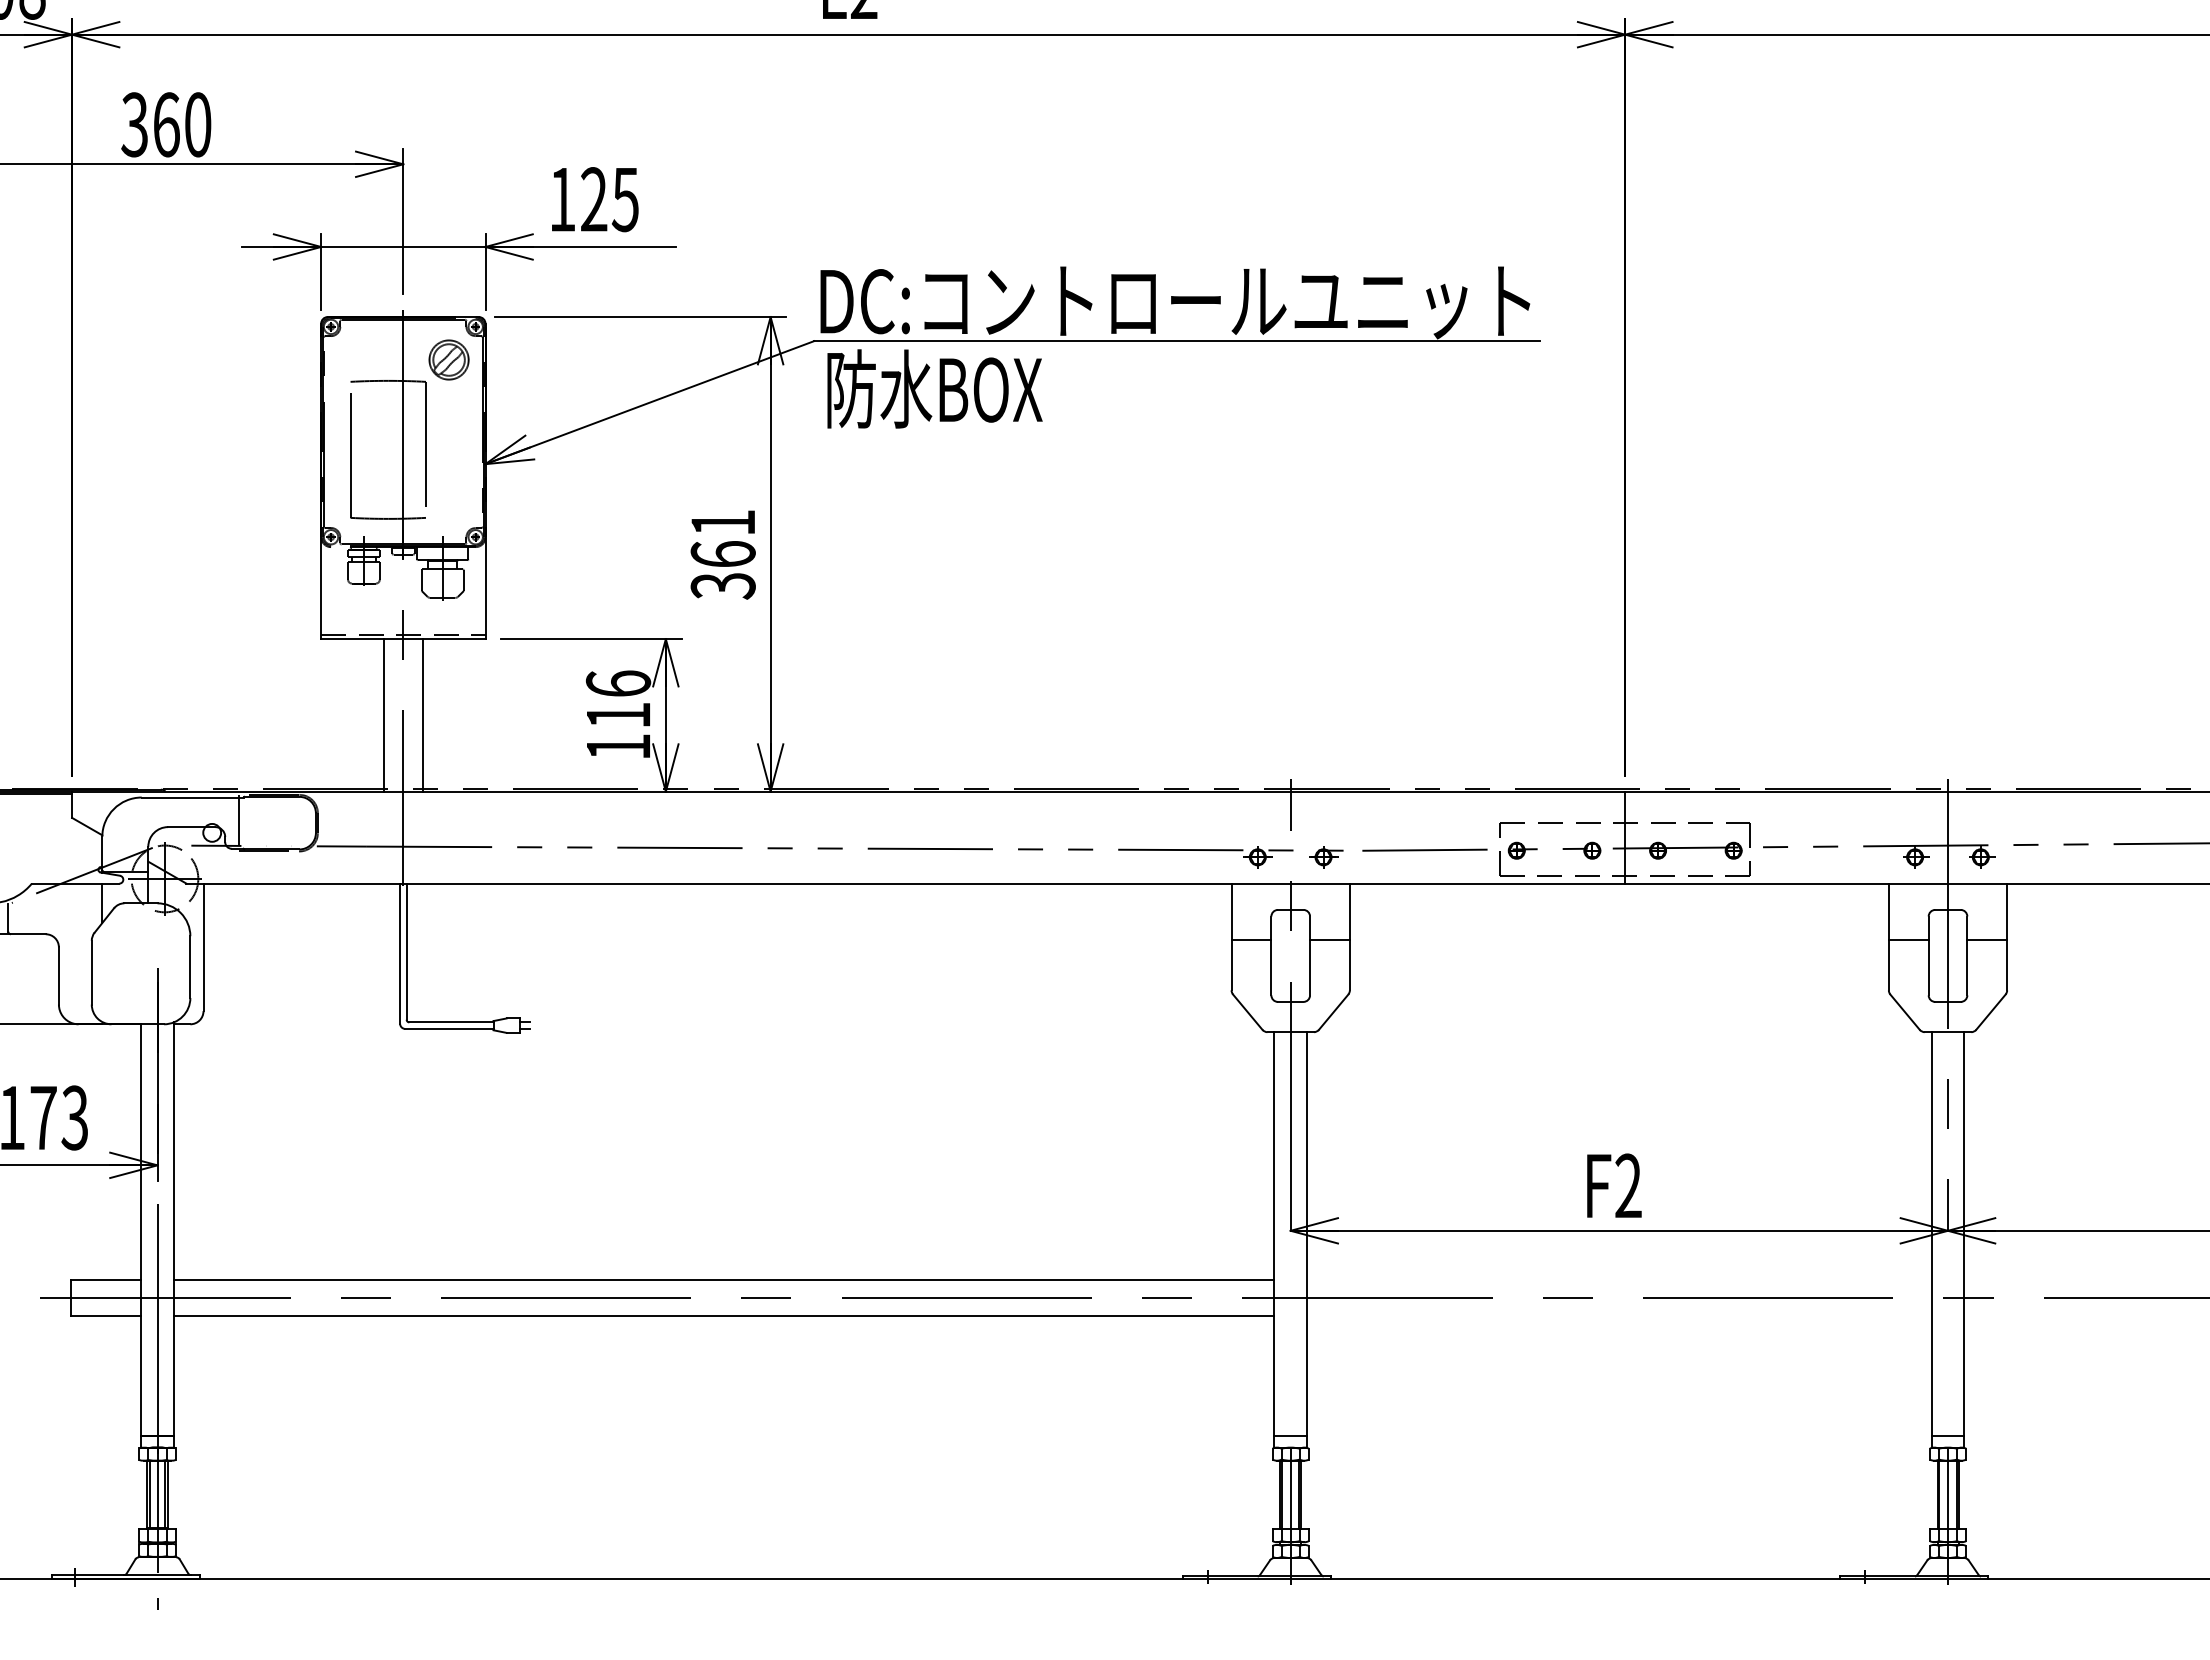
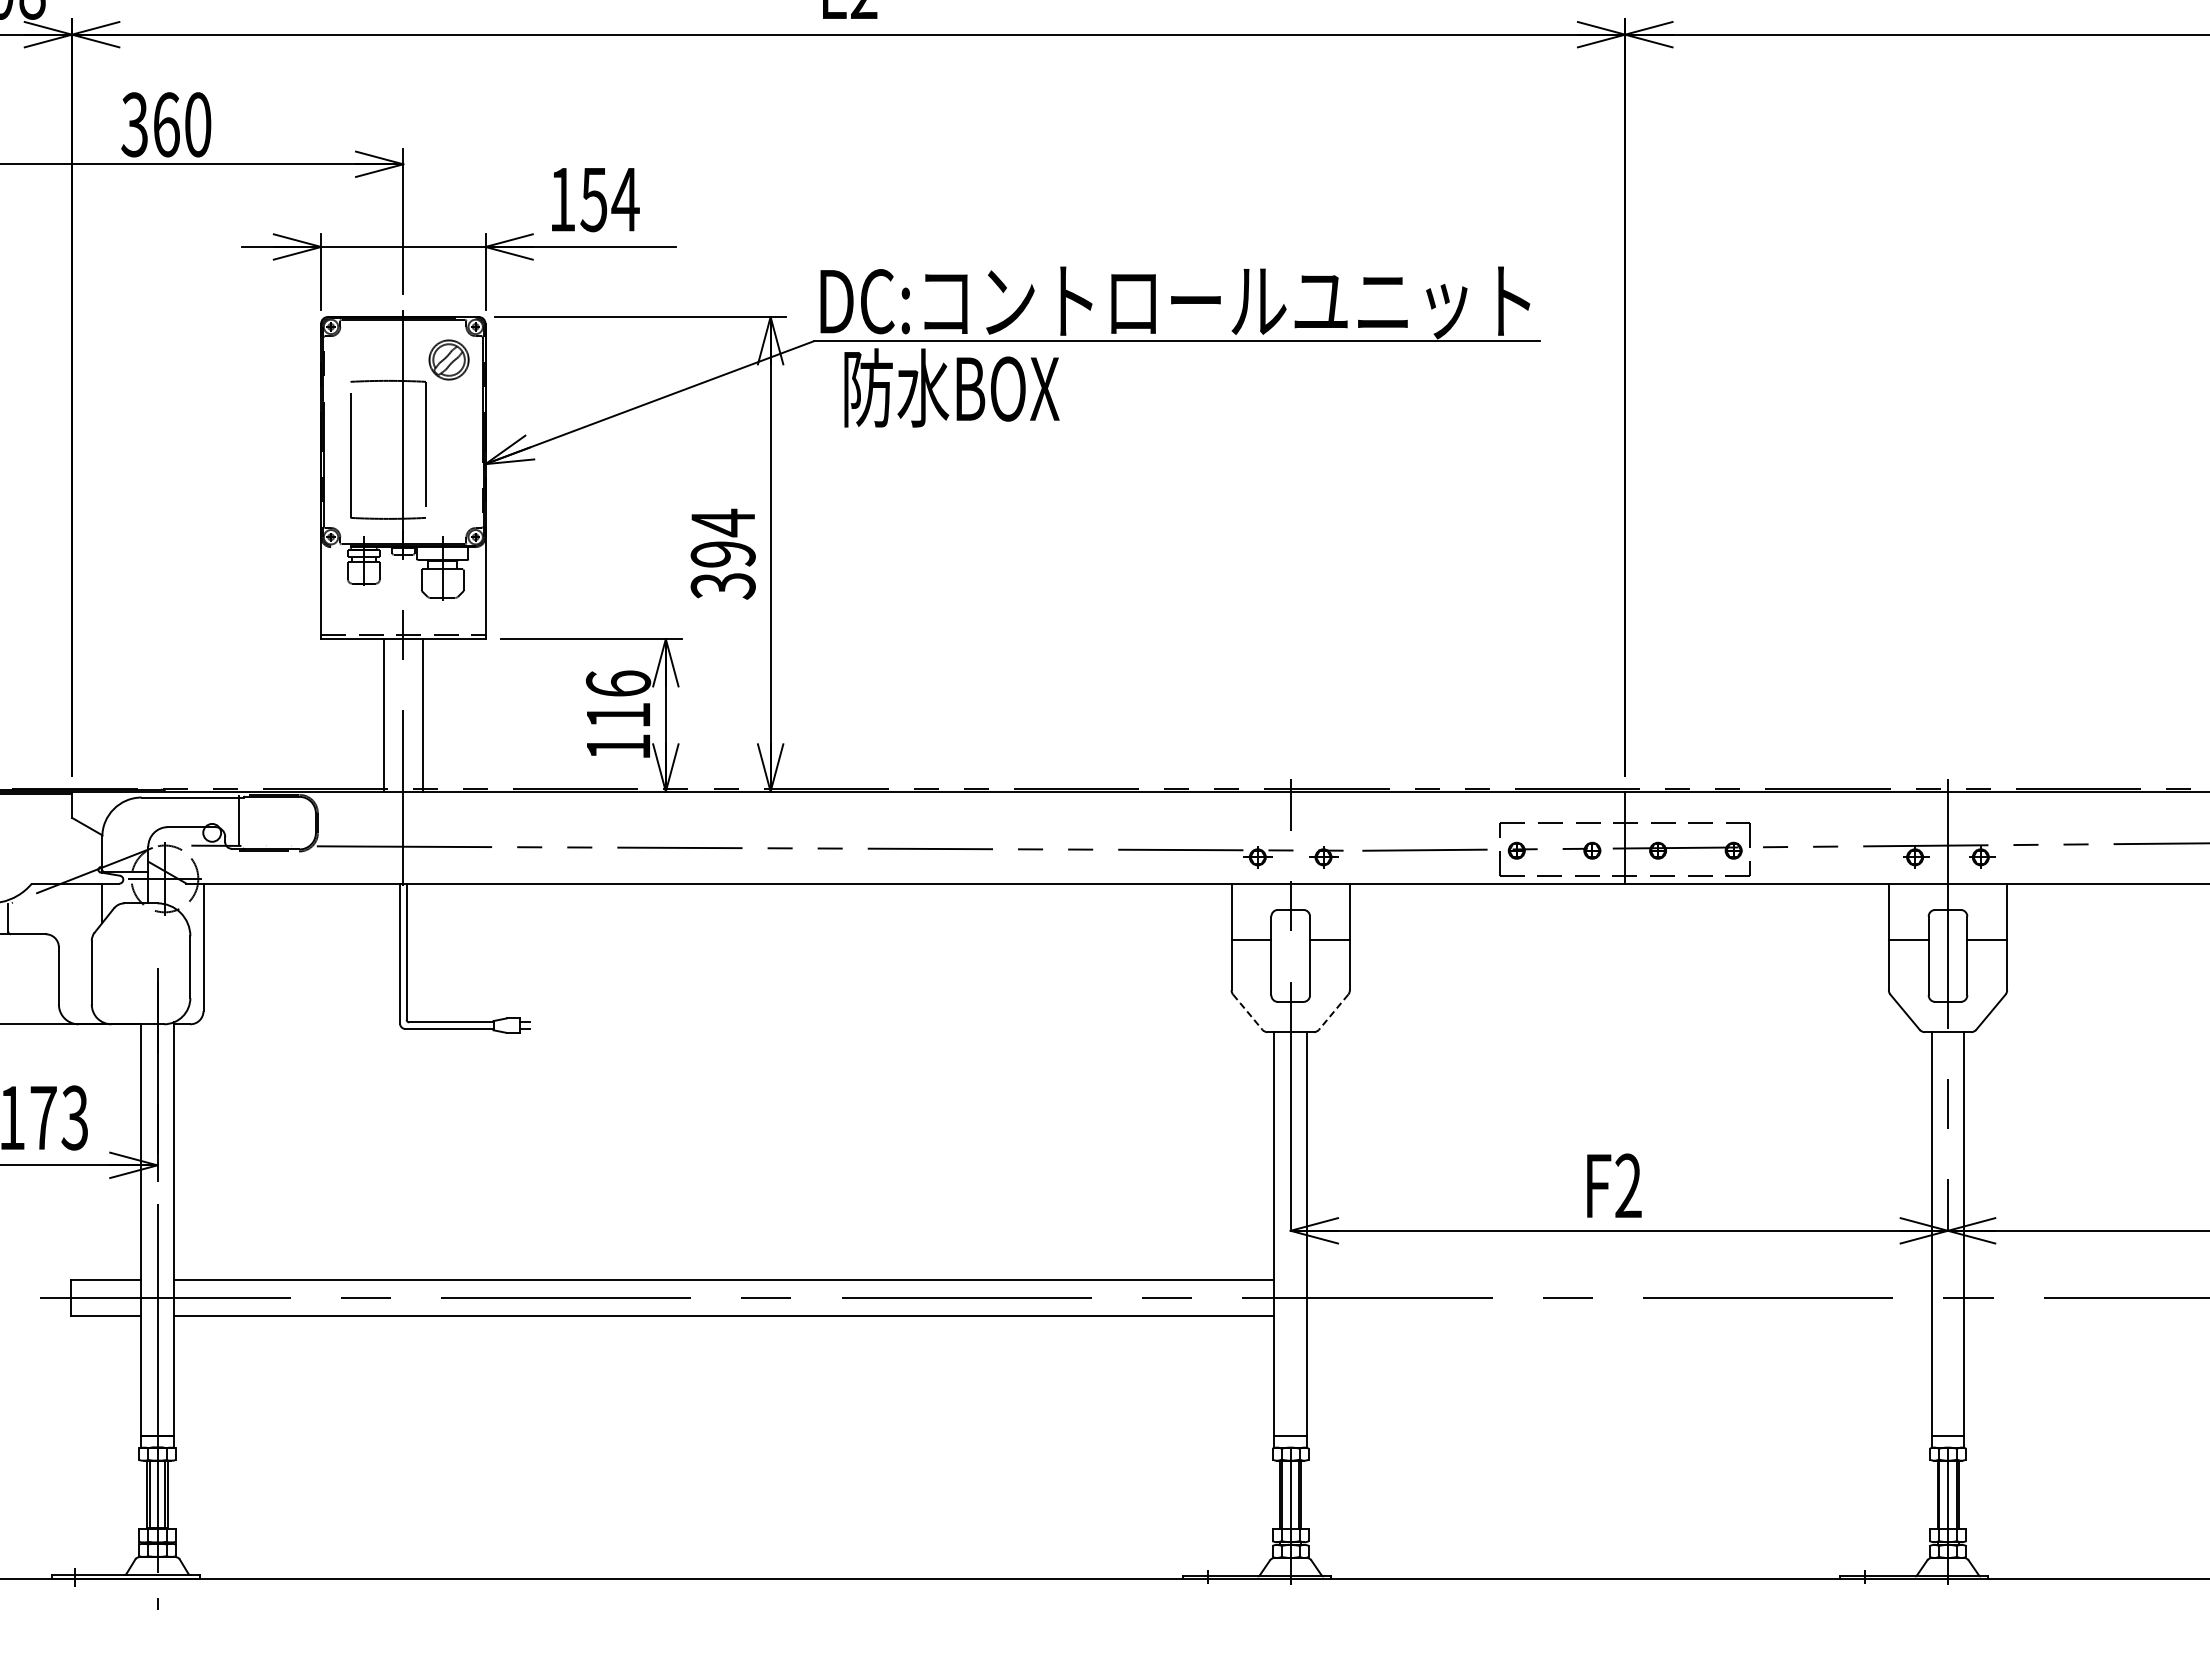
text: 125 -> 154 (609, 199)
text position: (934, 388) -> (951, 387) (951, 387)
text: 361 -> 394 (722, 537)
line: solid -> dashed (1247, 1012)
line: solid -> dashed (1333, 1012)
